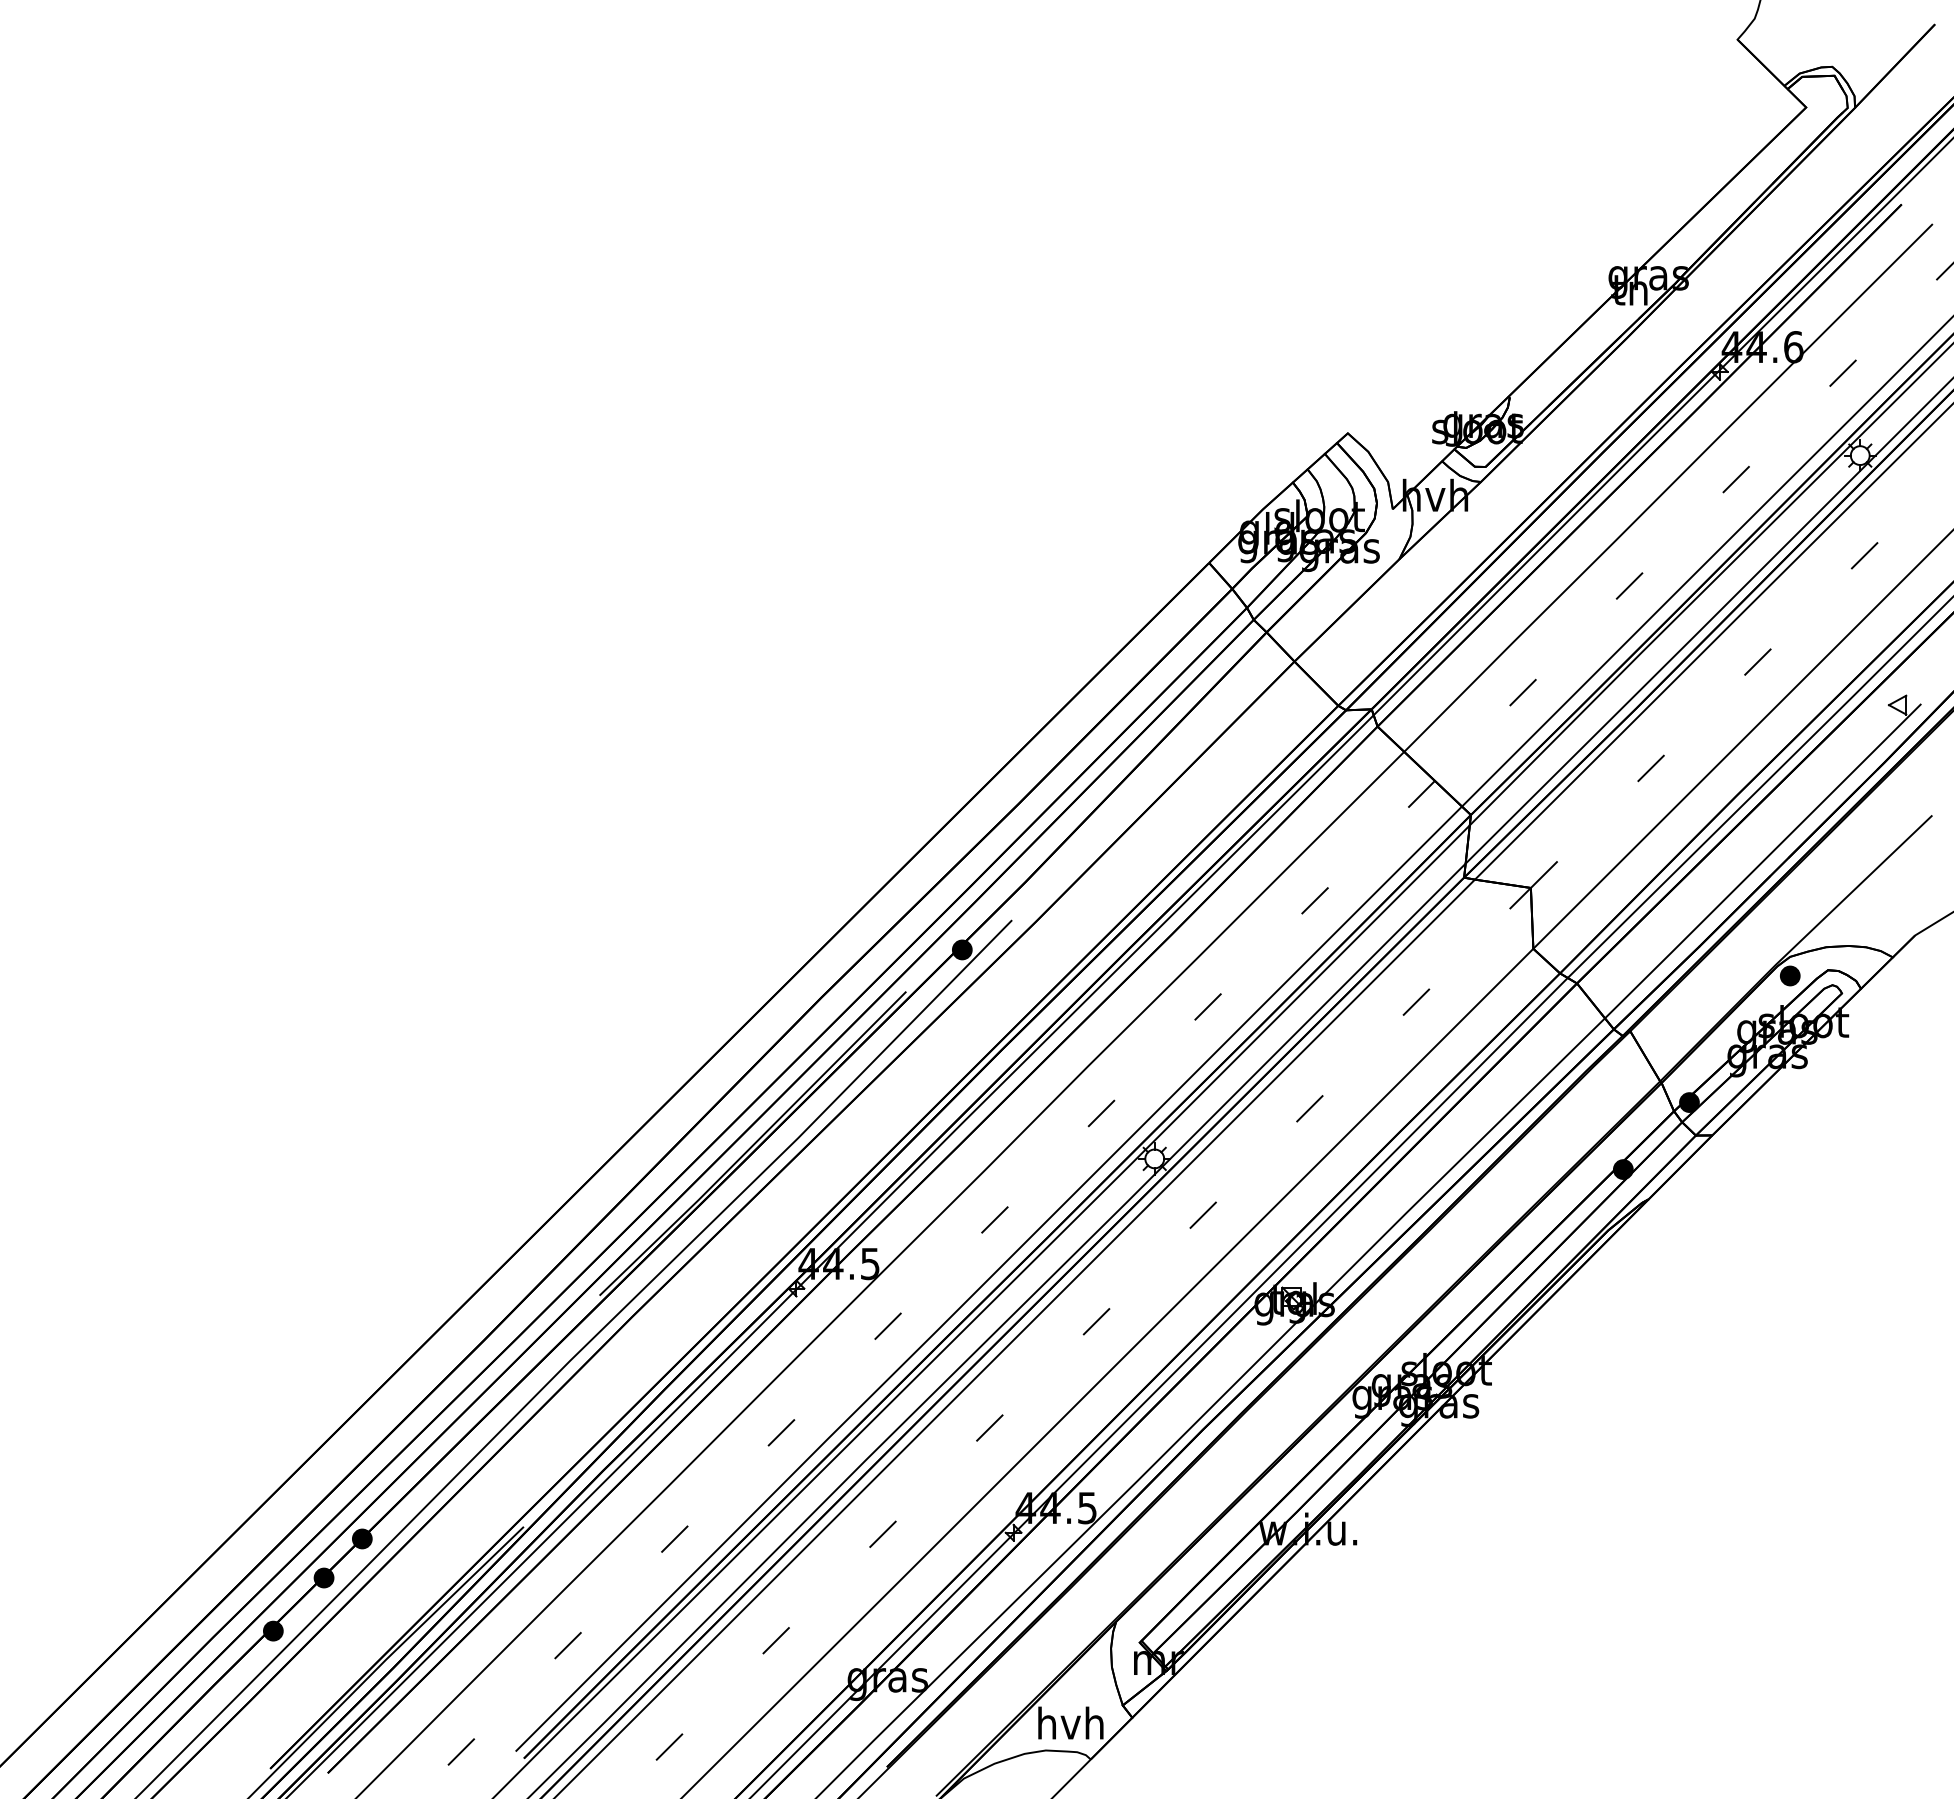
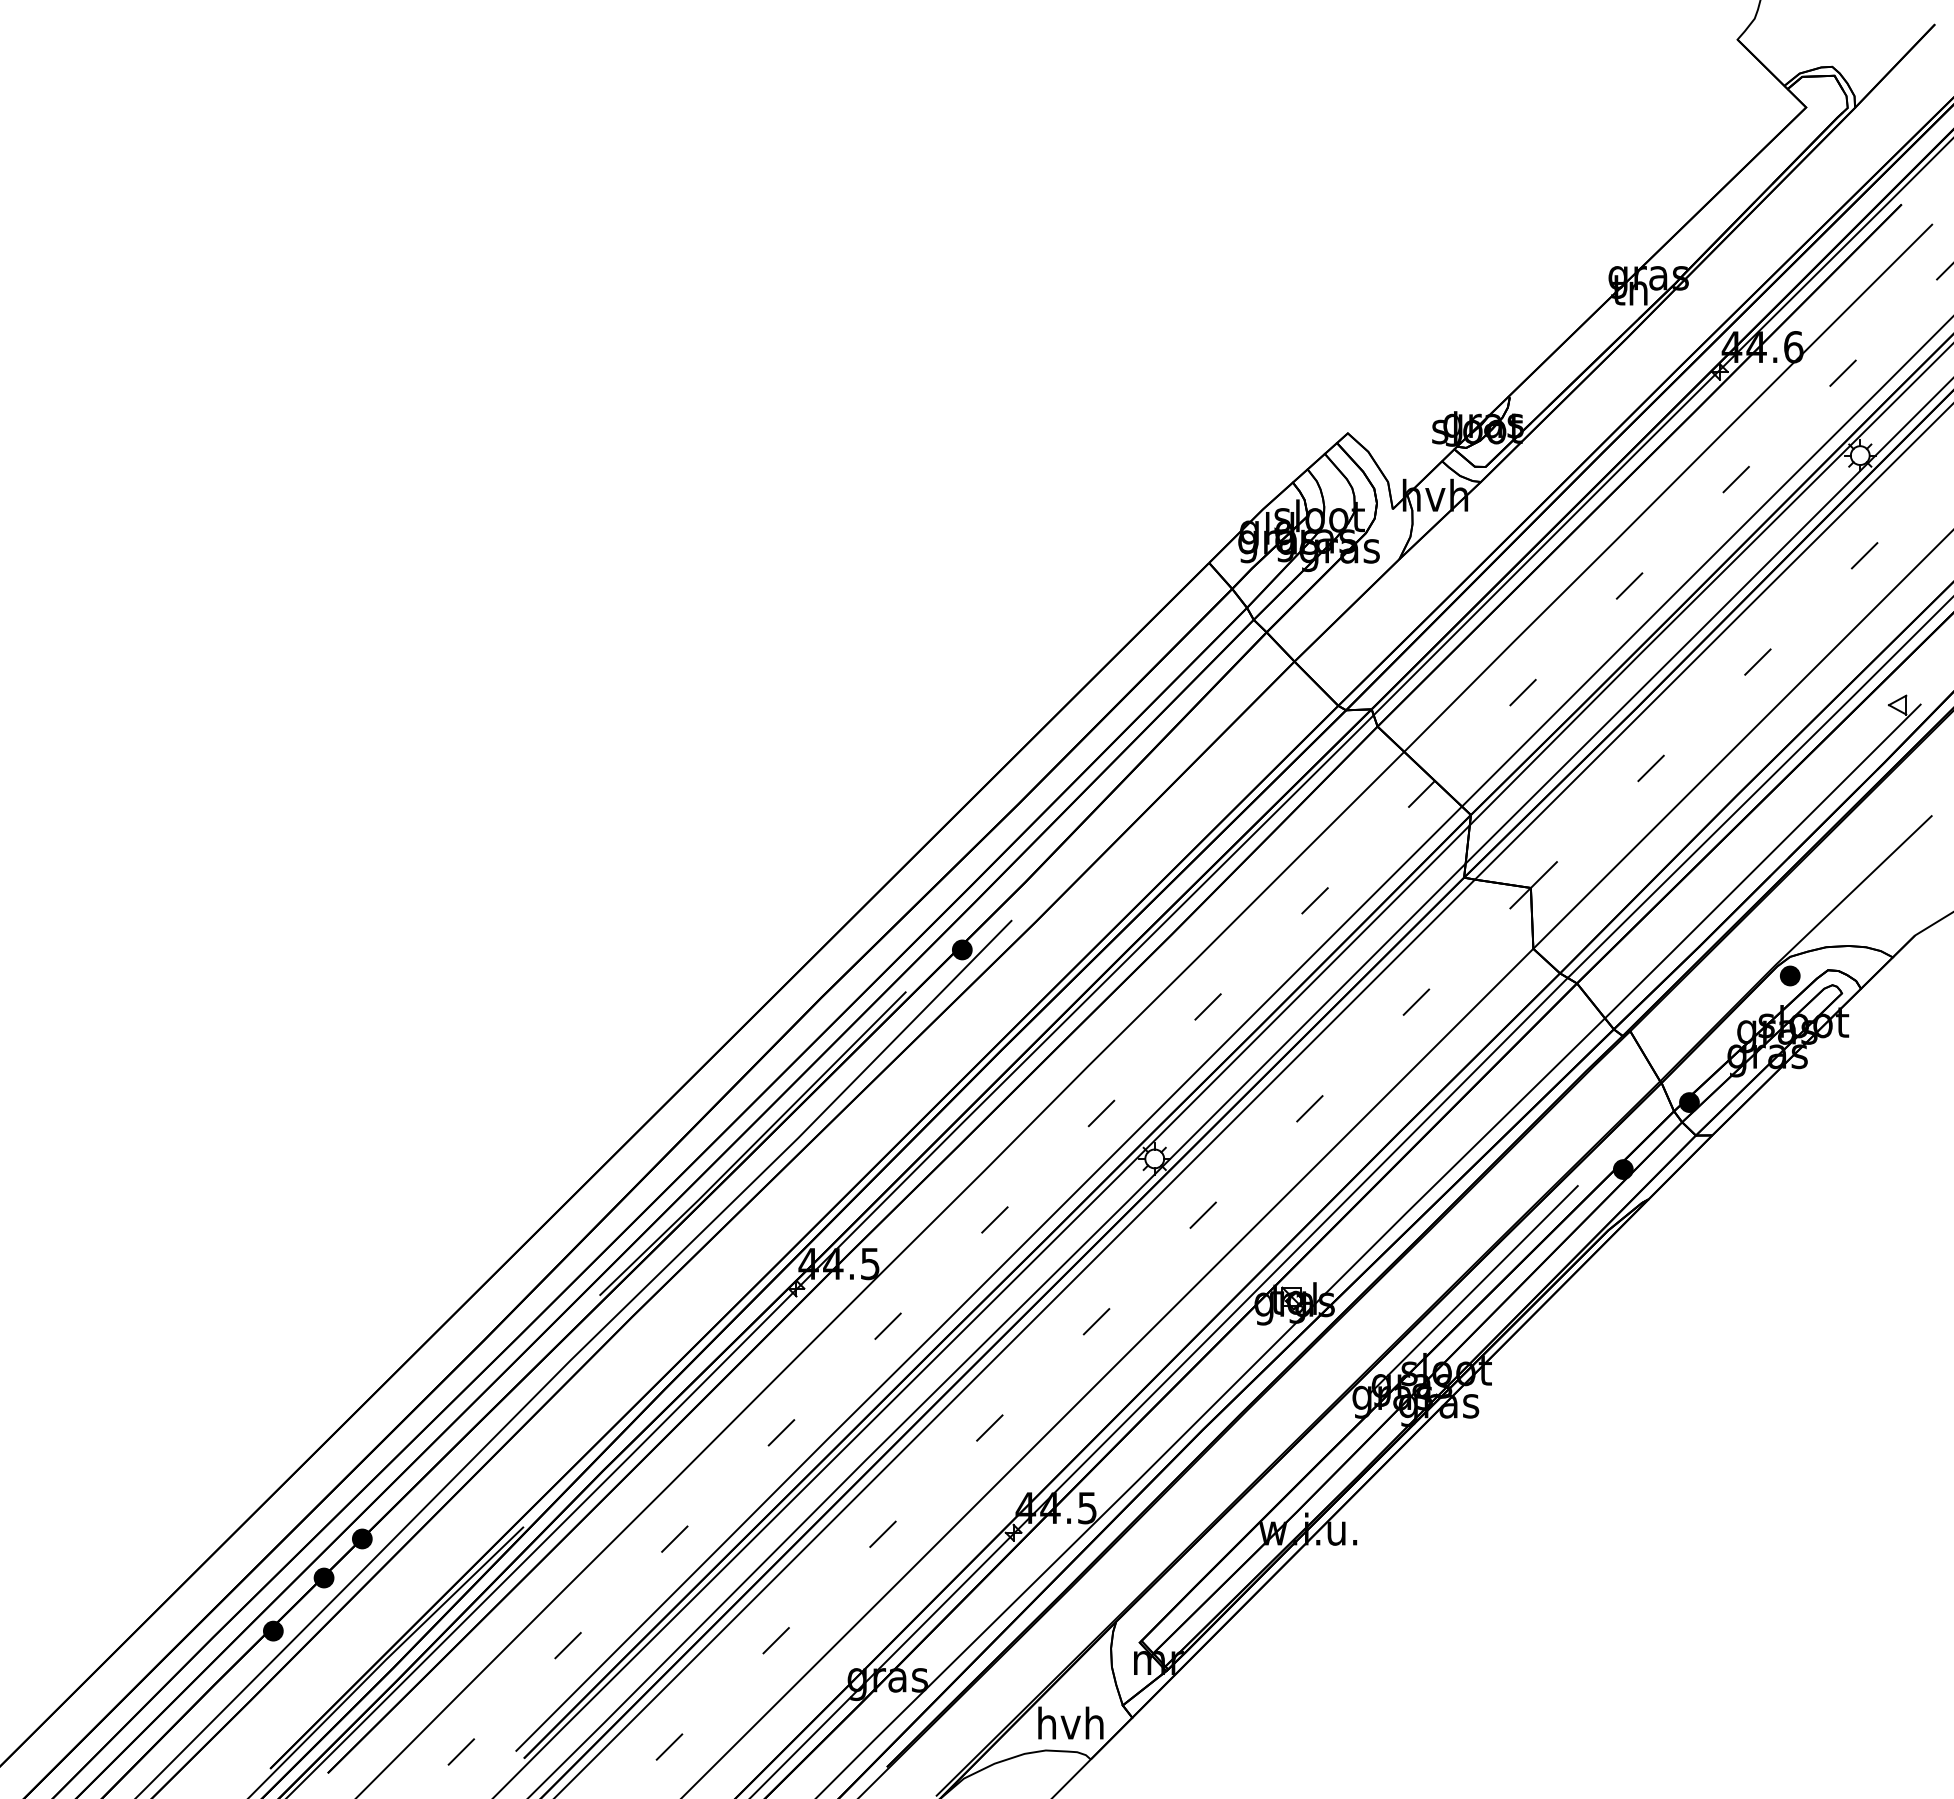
line: none -> present (1473, 1289)
